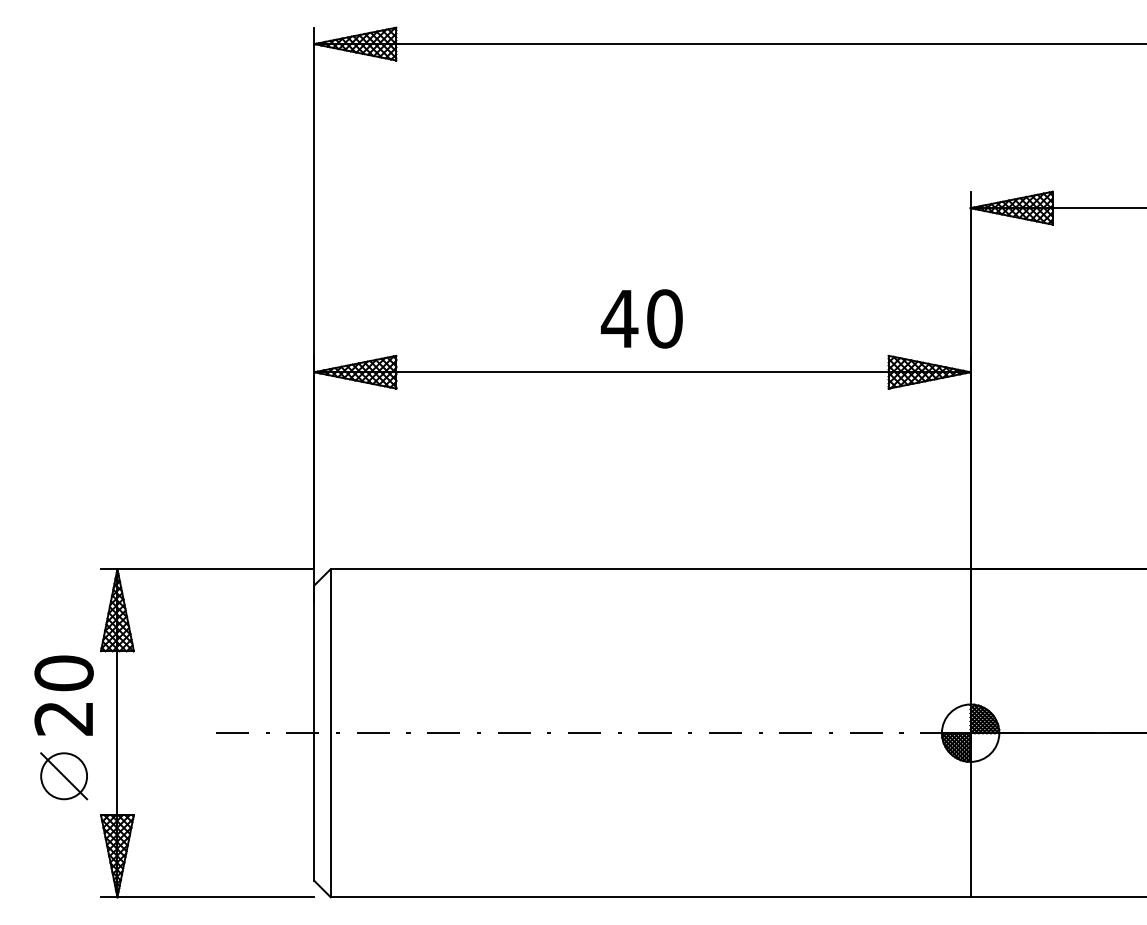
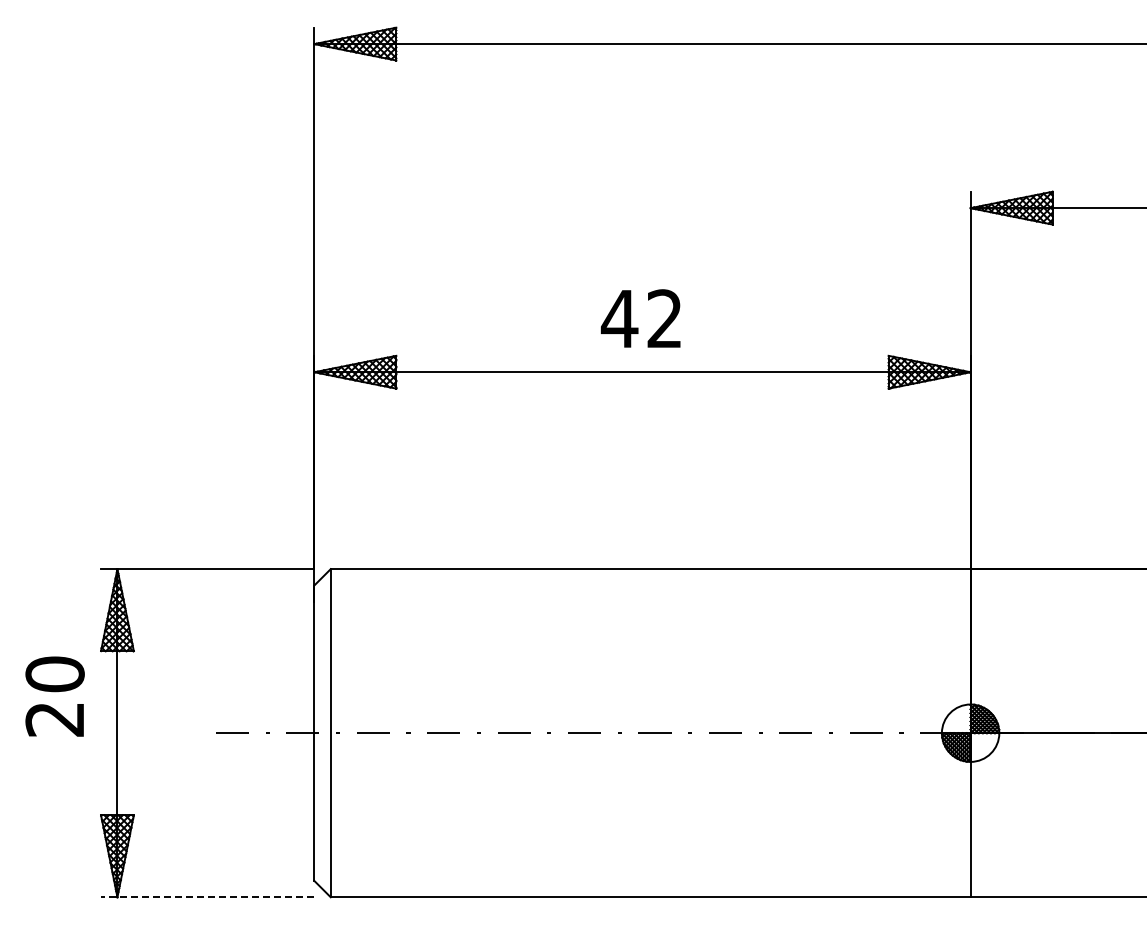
text: 40 -> 42 (664, 318)
text position: (63, 695) -> (54, 696) (54, 696)
part: present -> none (64, 776)
line: solid -> dashed (207, 897)
